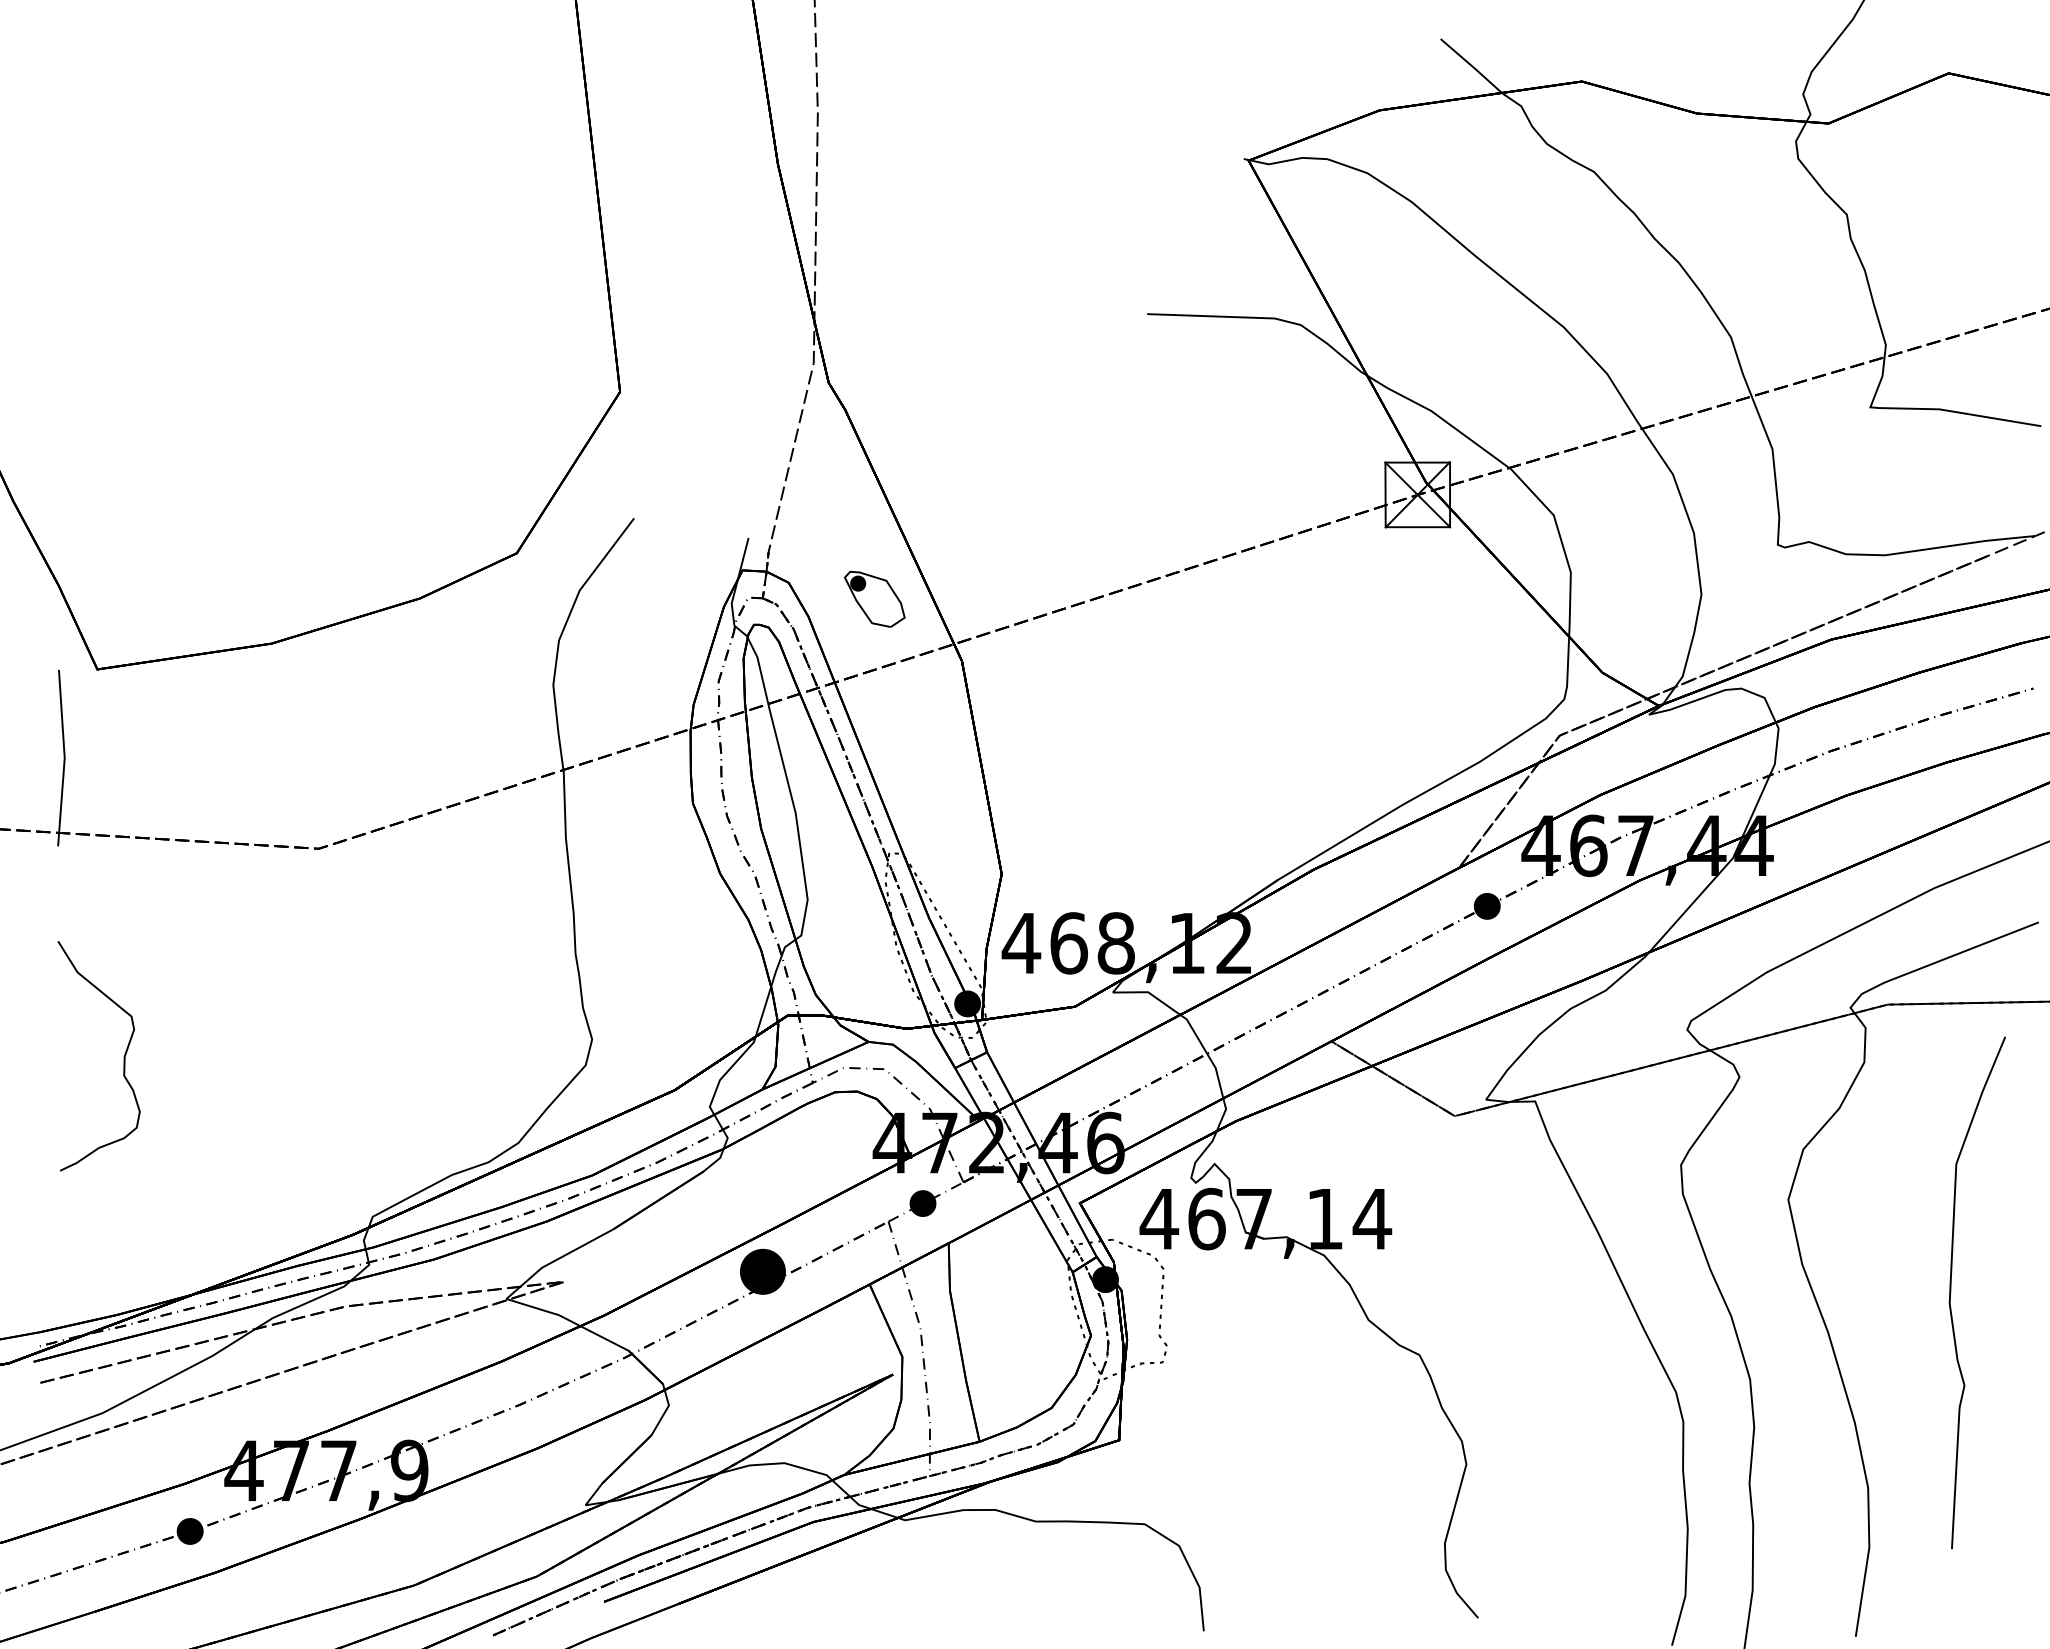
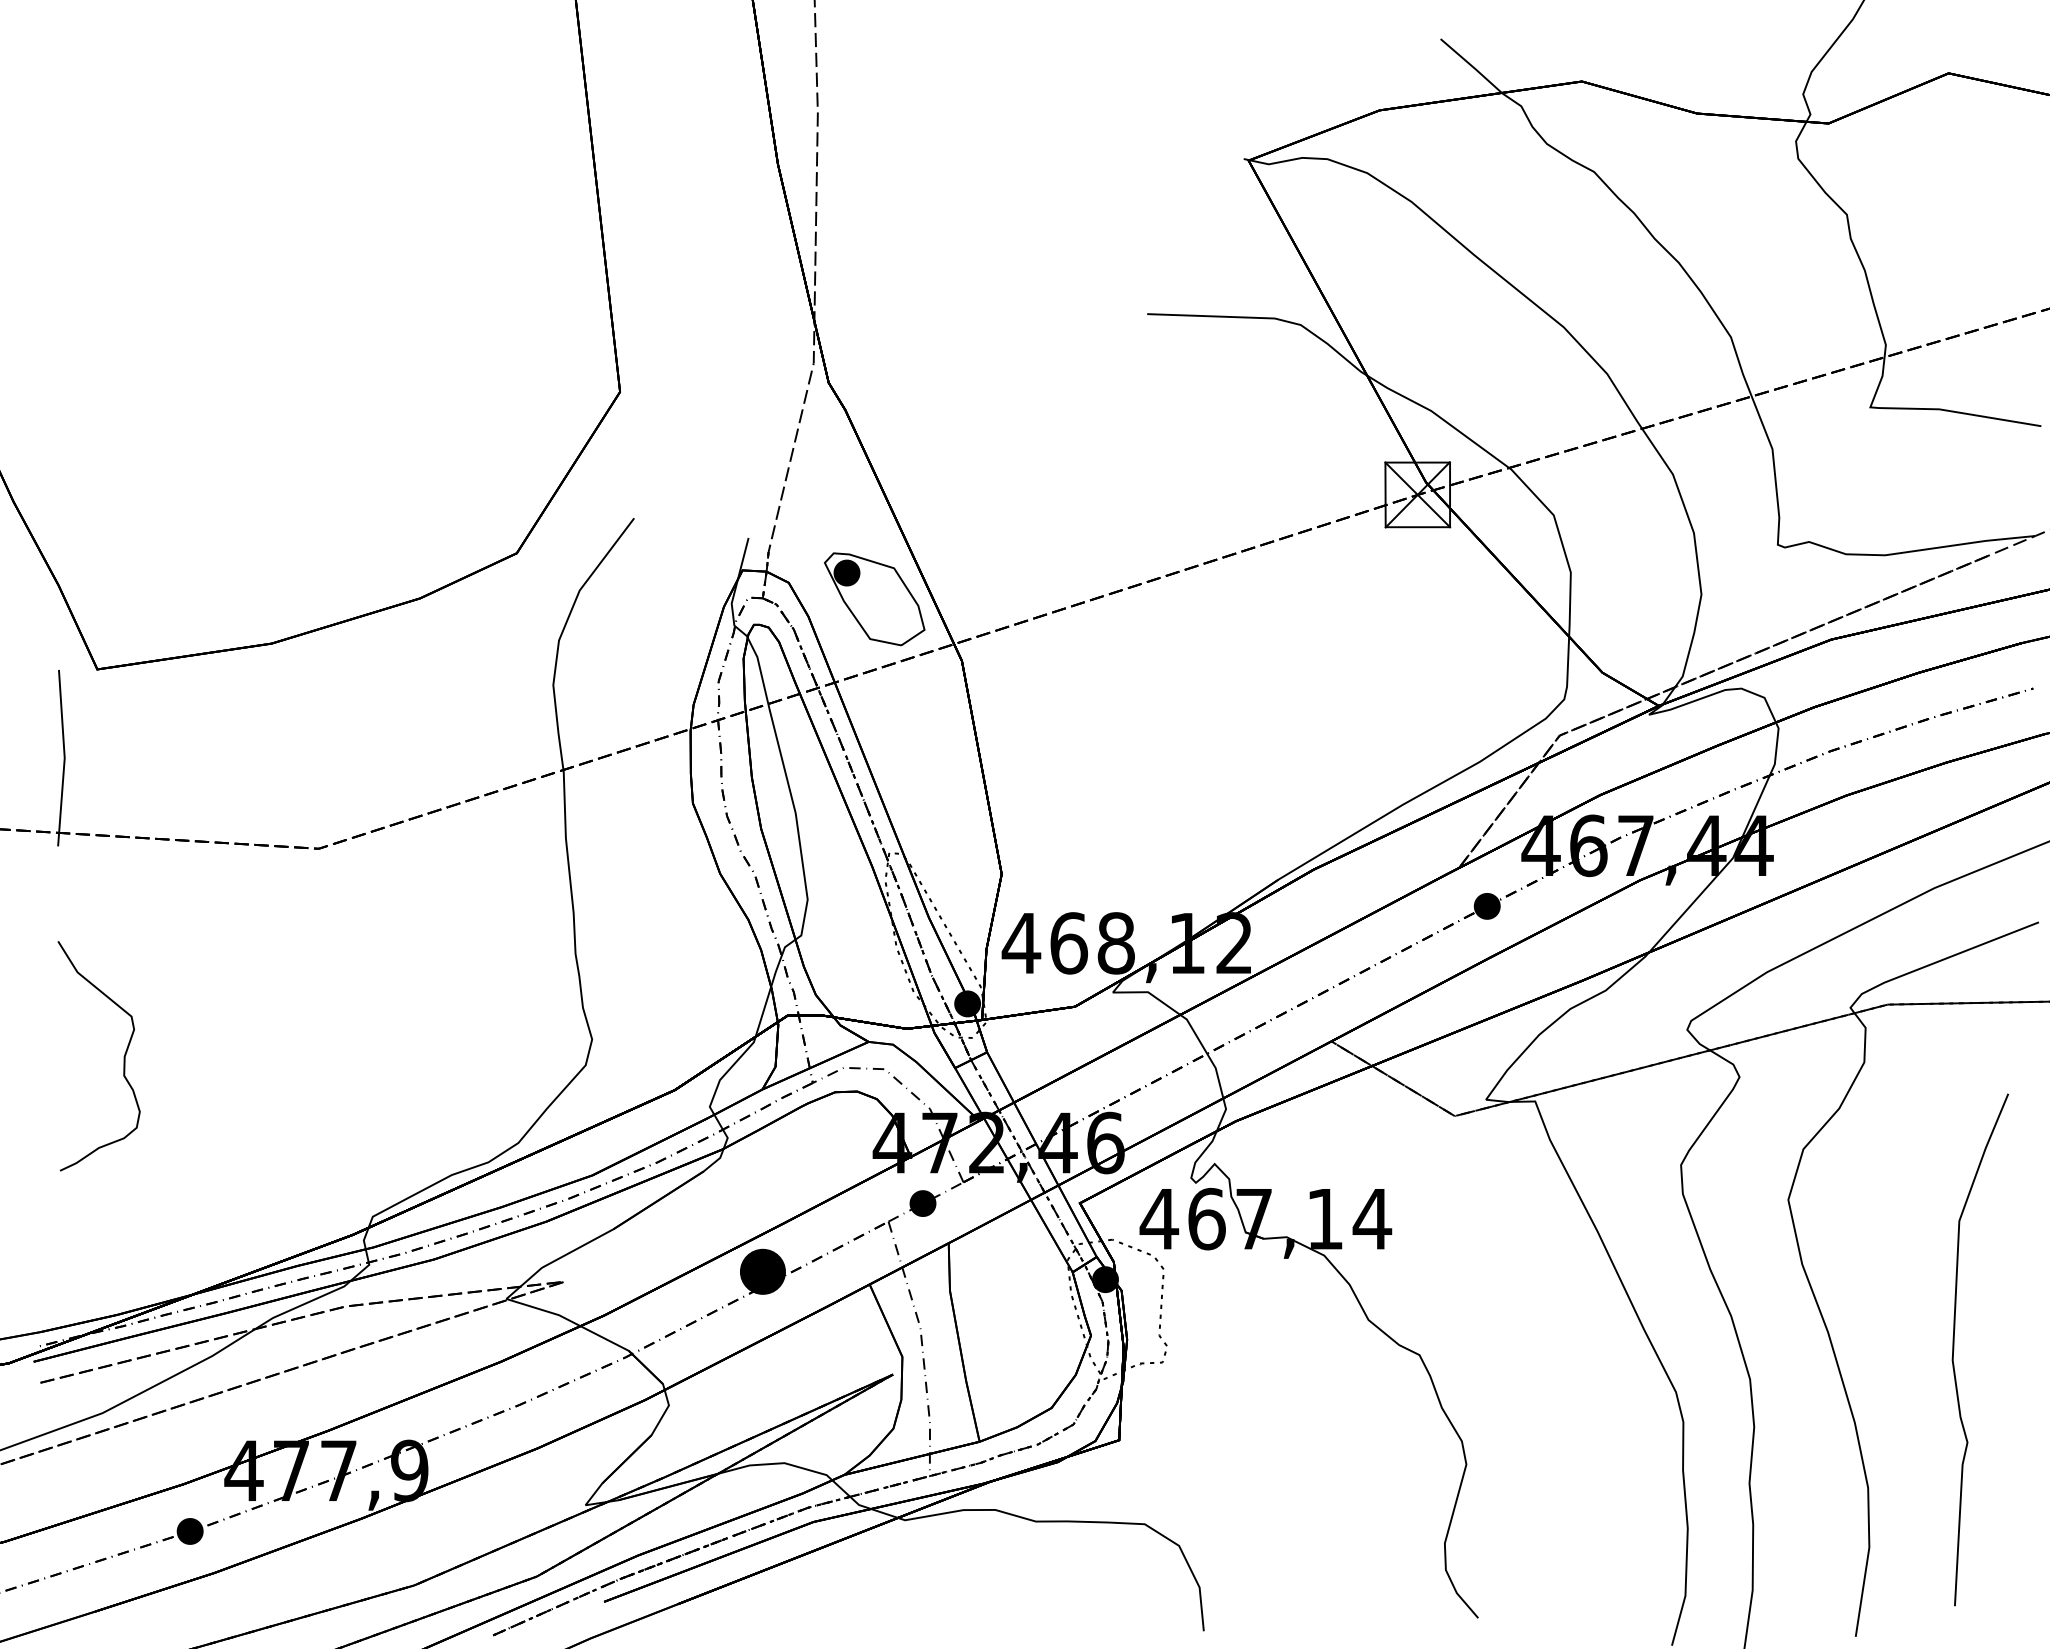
part size: 62x58 px -> 102x95 px (874, 599)
curve position: (1951, 1292) -> (1954, 1349) (1954, 1349)
